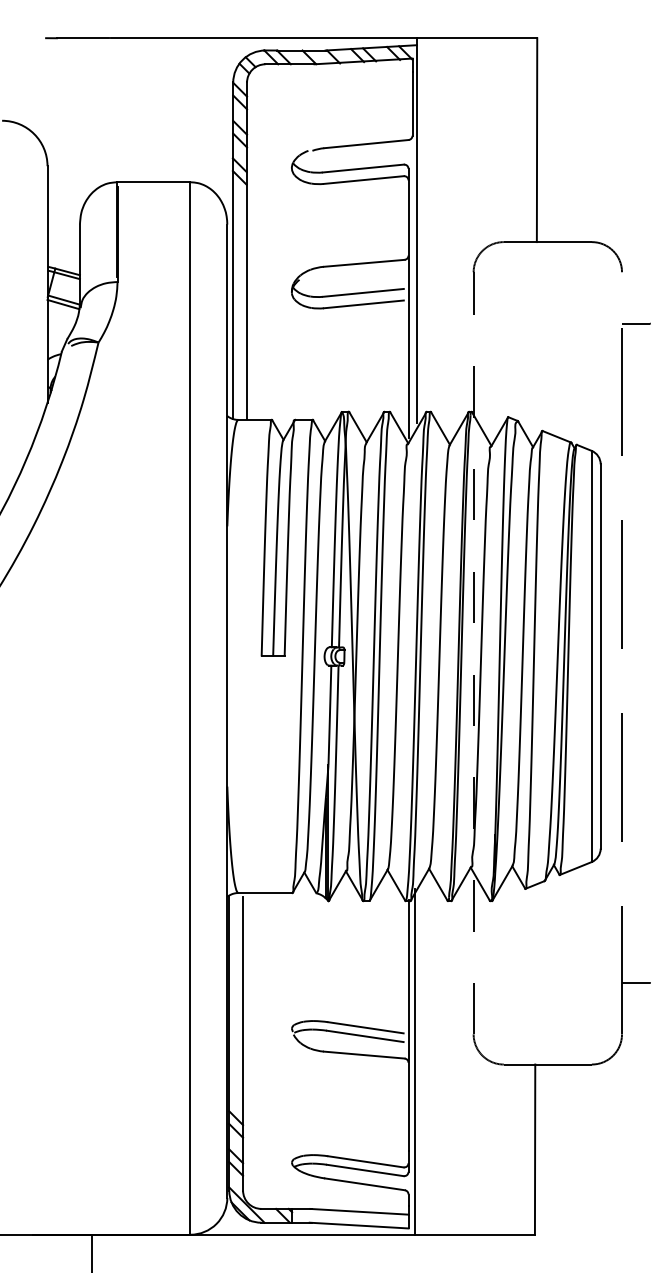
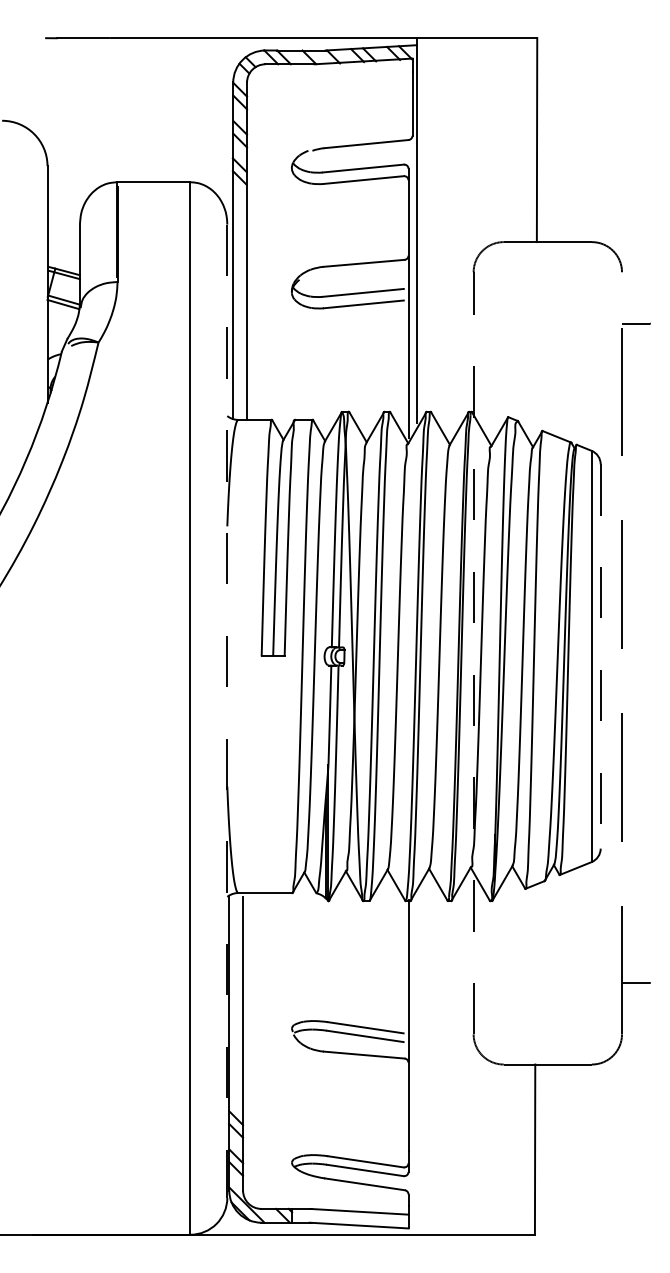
line: solid -> dashed (600, 656)
line: solid -> dashed (227, 711)
line: present -> none (414, 1061)
line: present -> none (91, 1251)
